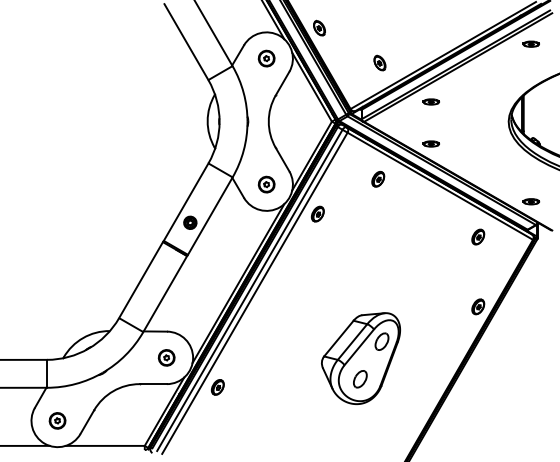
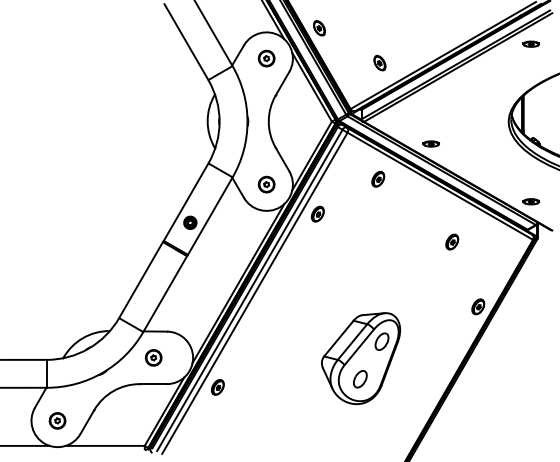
part: present -> none (430, 101)
part position: (478, 236) -> (452, 241) (452, 241)
part position: (166, 357) -> (153, 357) (153, 357)
